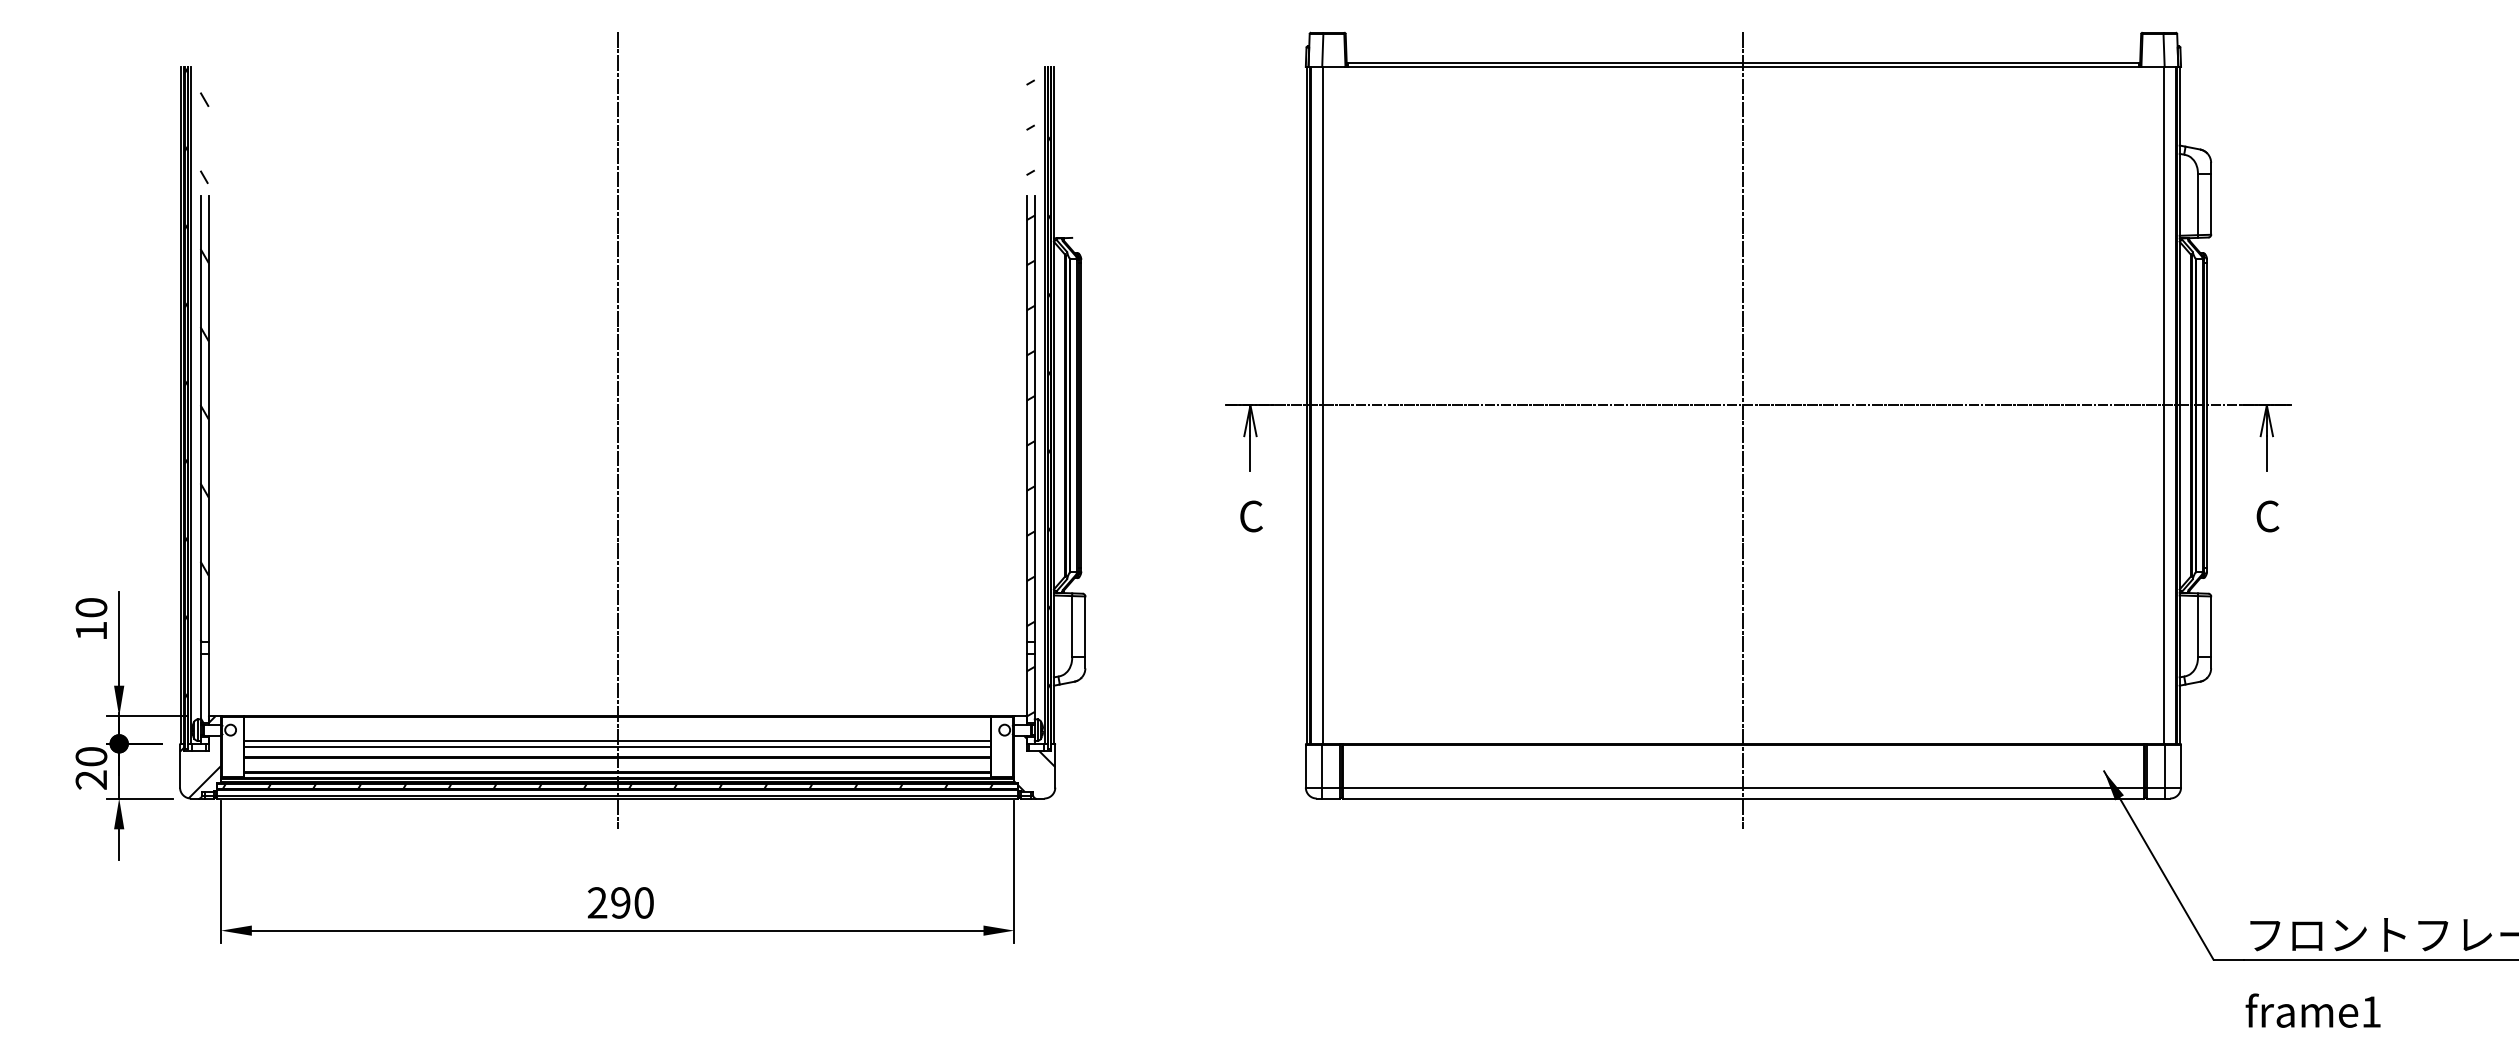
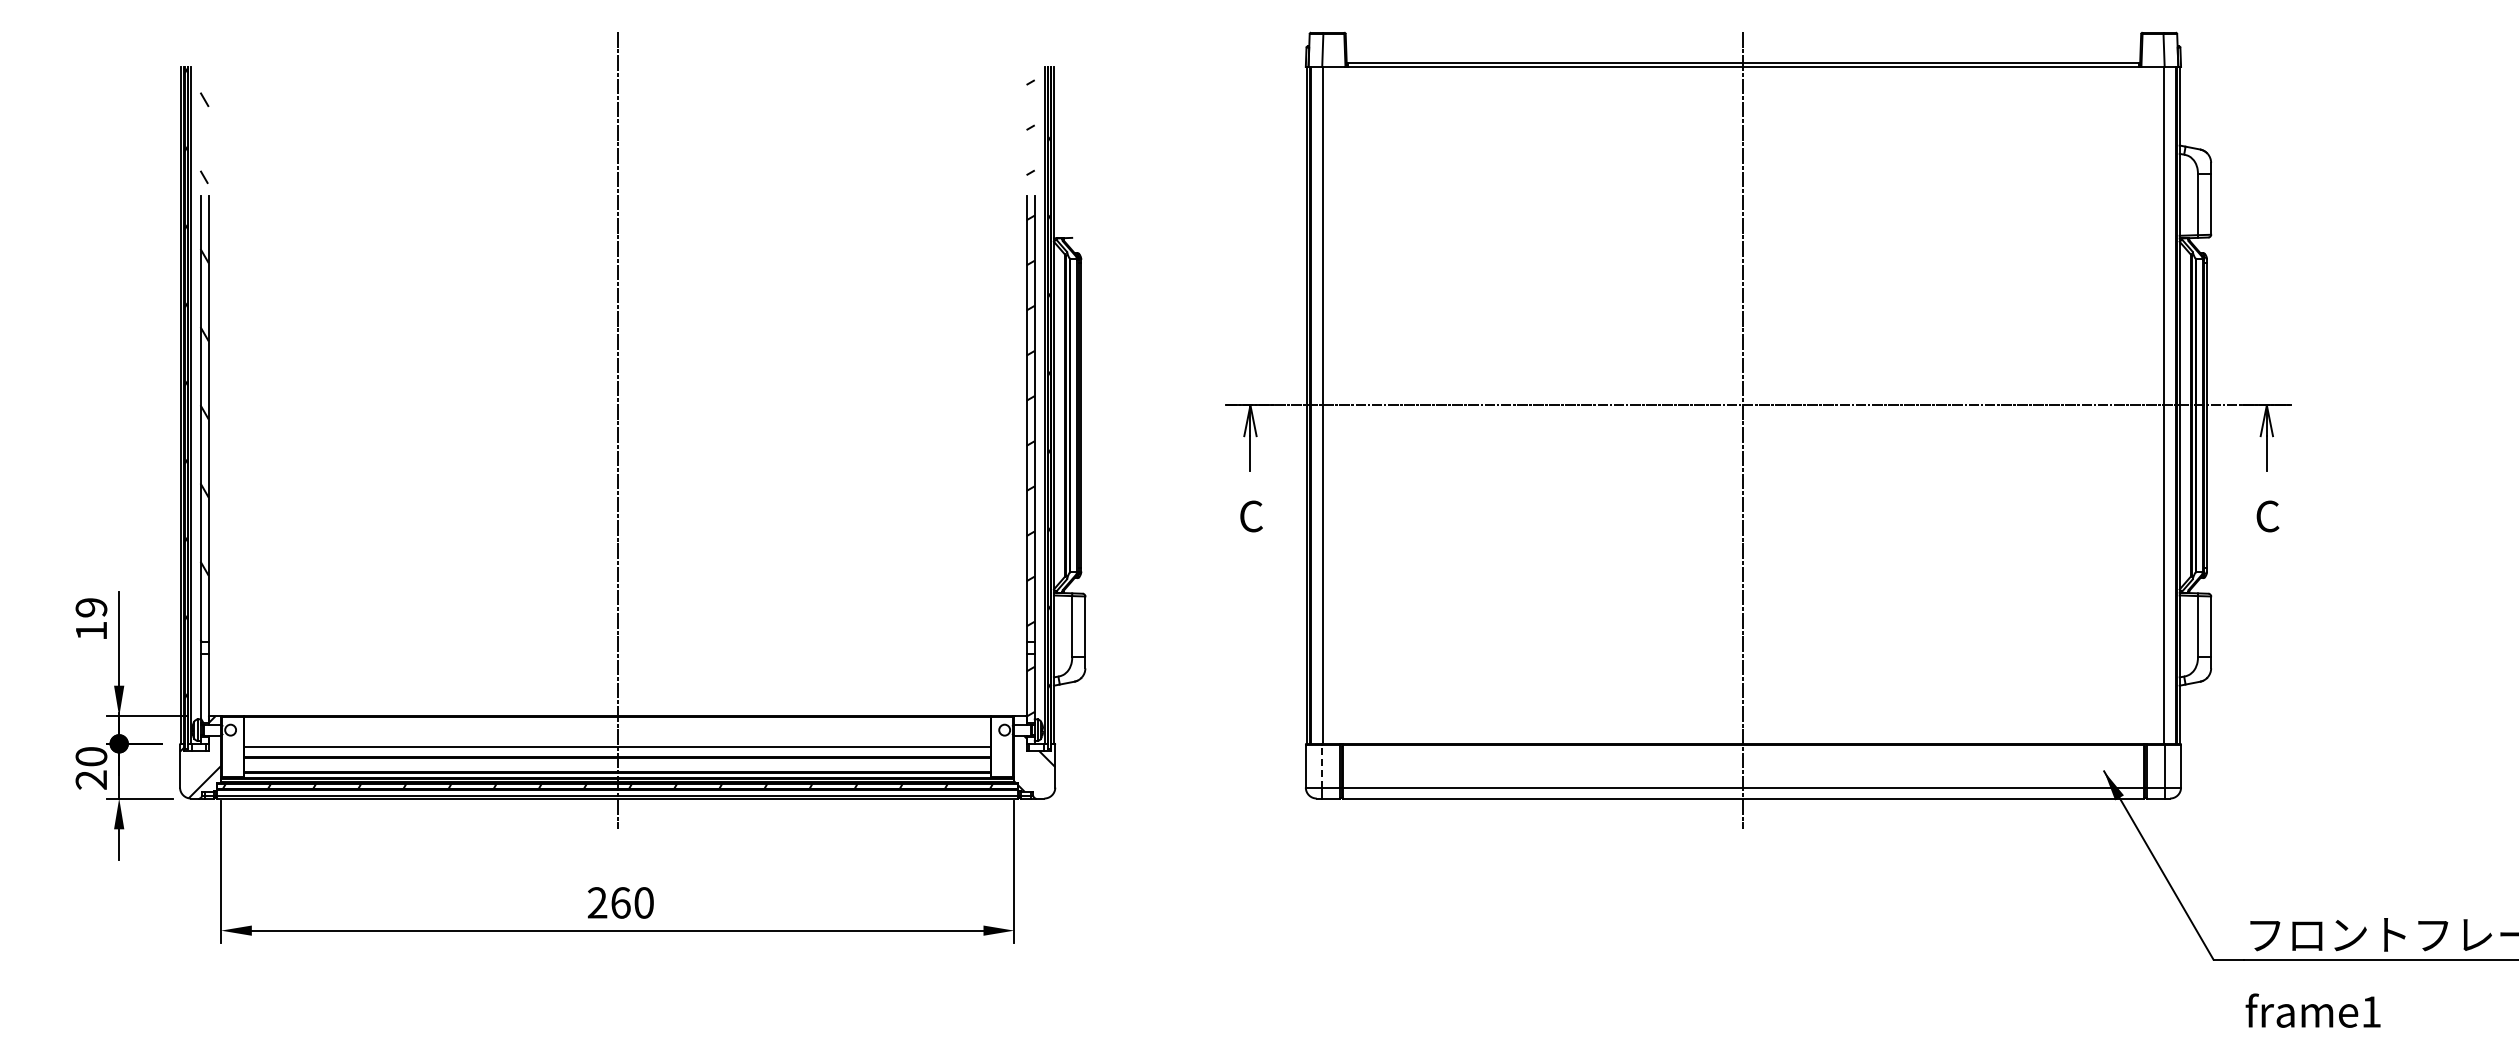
text: 10 -> 19 (91, 607)
line: present -> none (617, 741)
line: solid -> dashed (1322, 766)
text: 290 -> 260 (620, 902)
